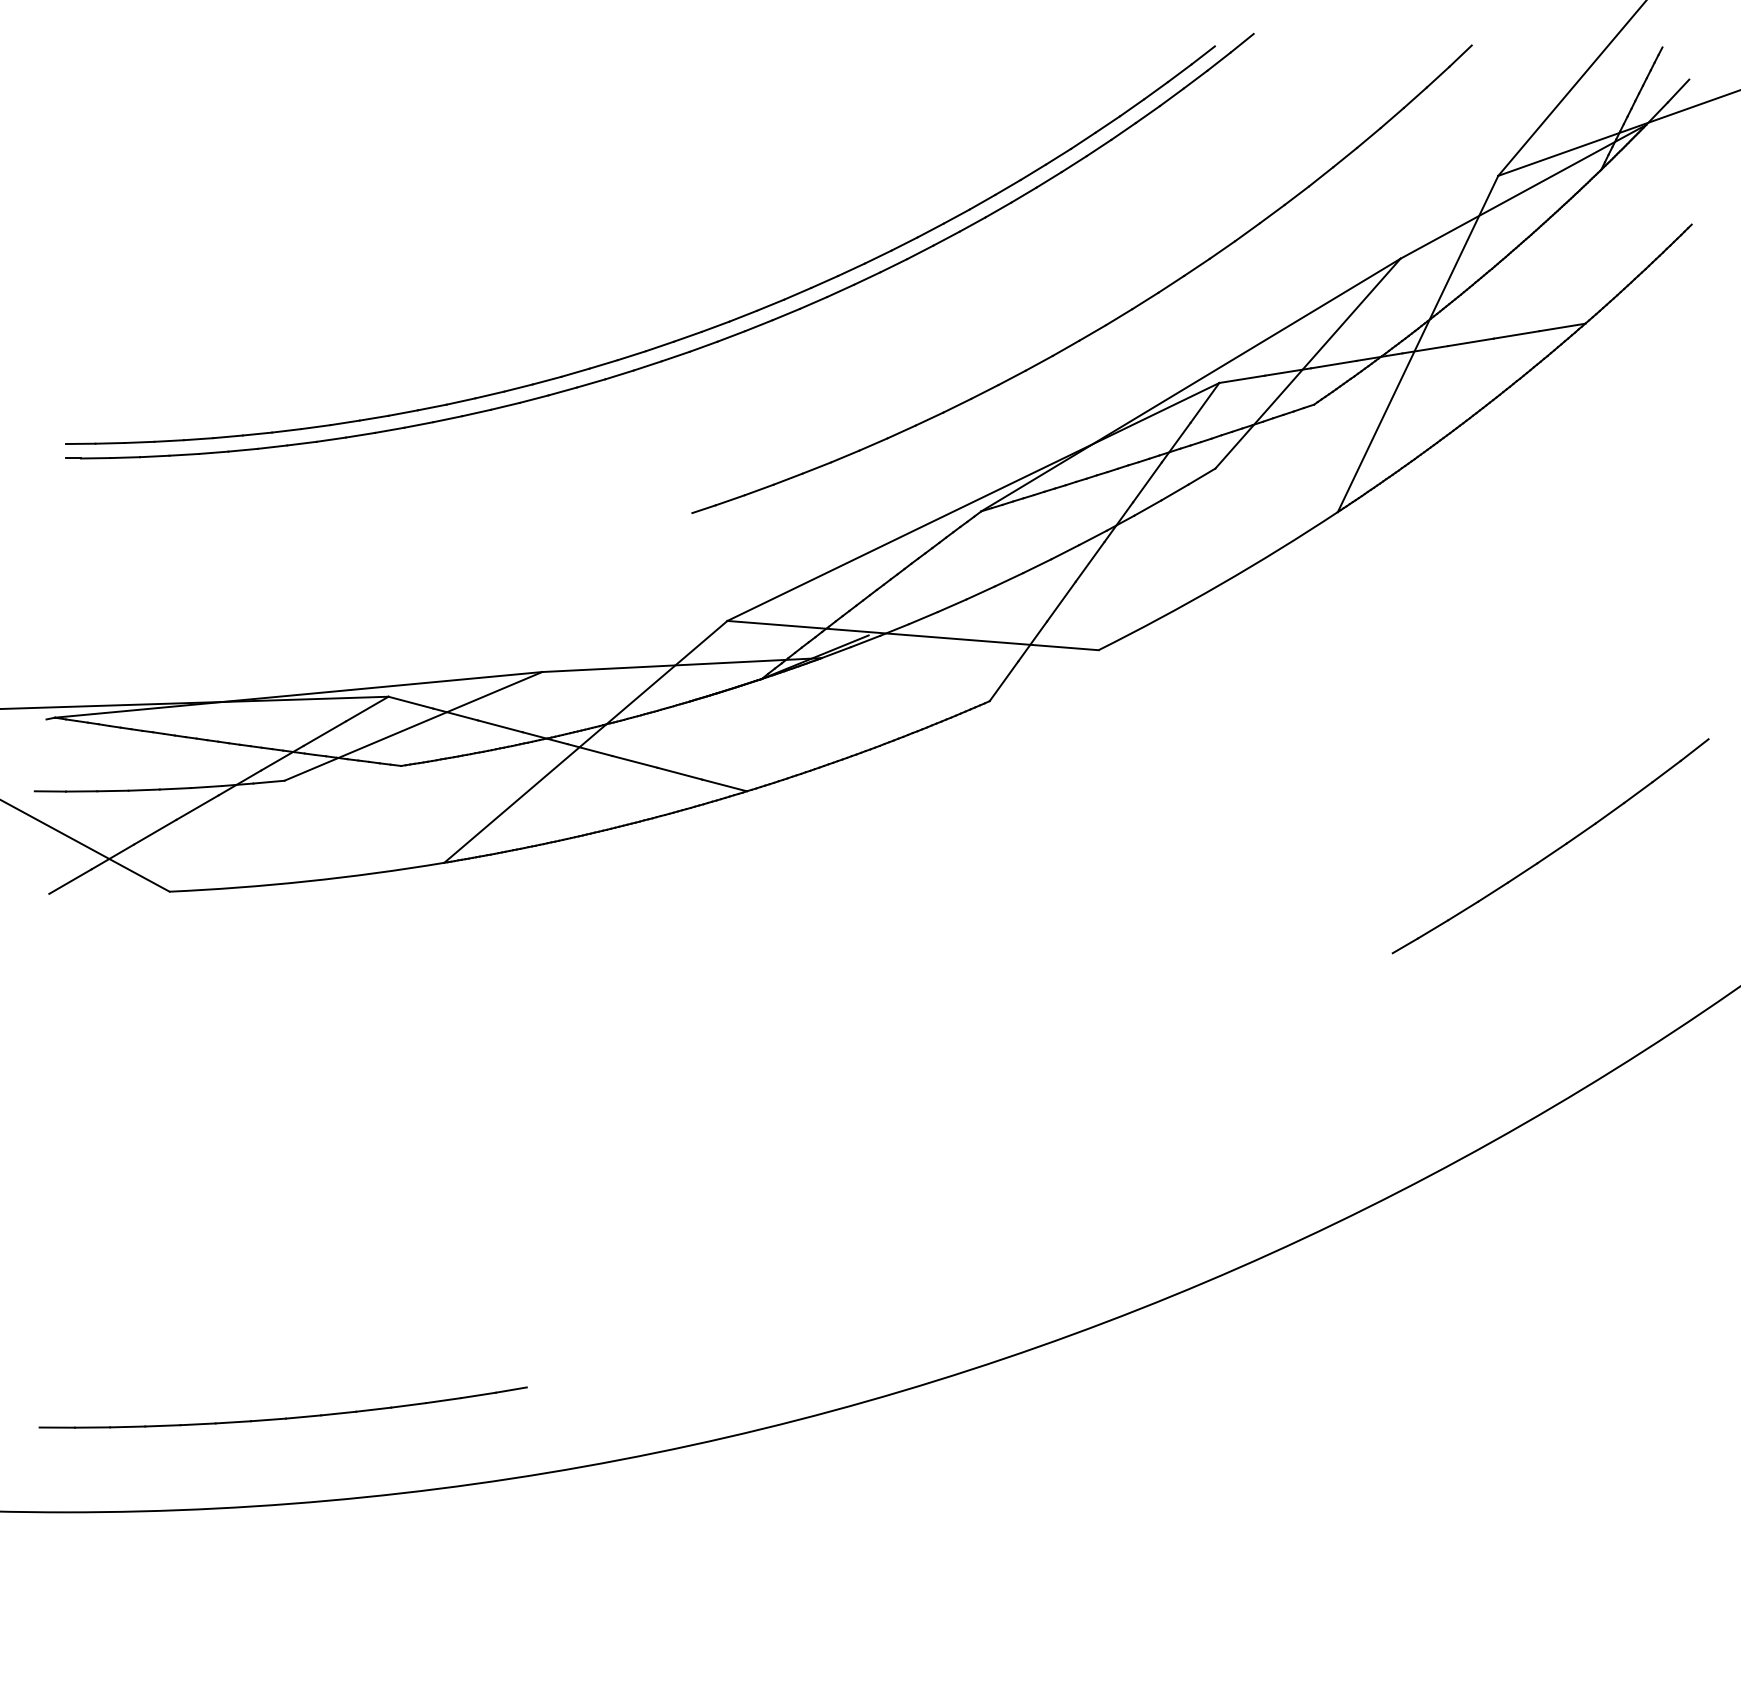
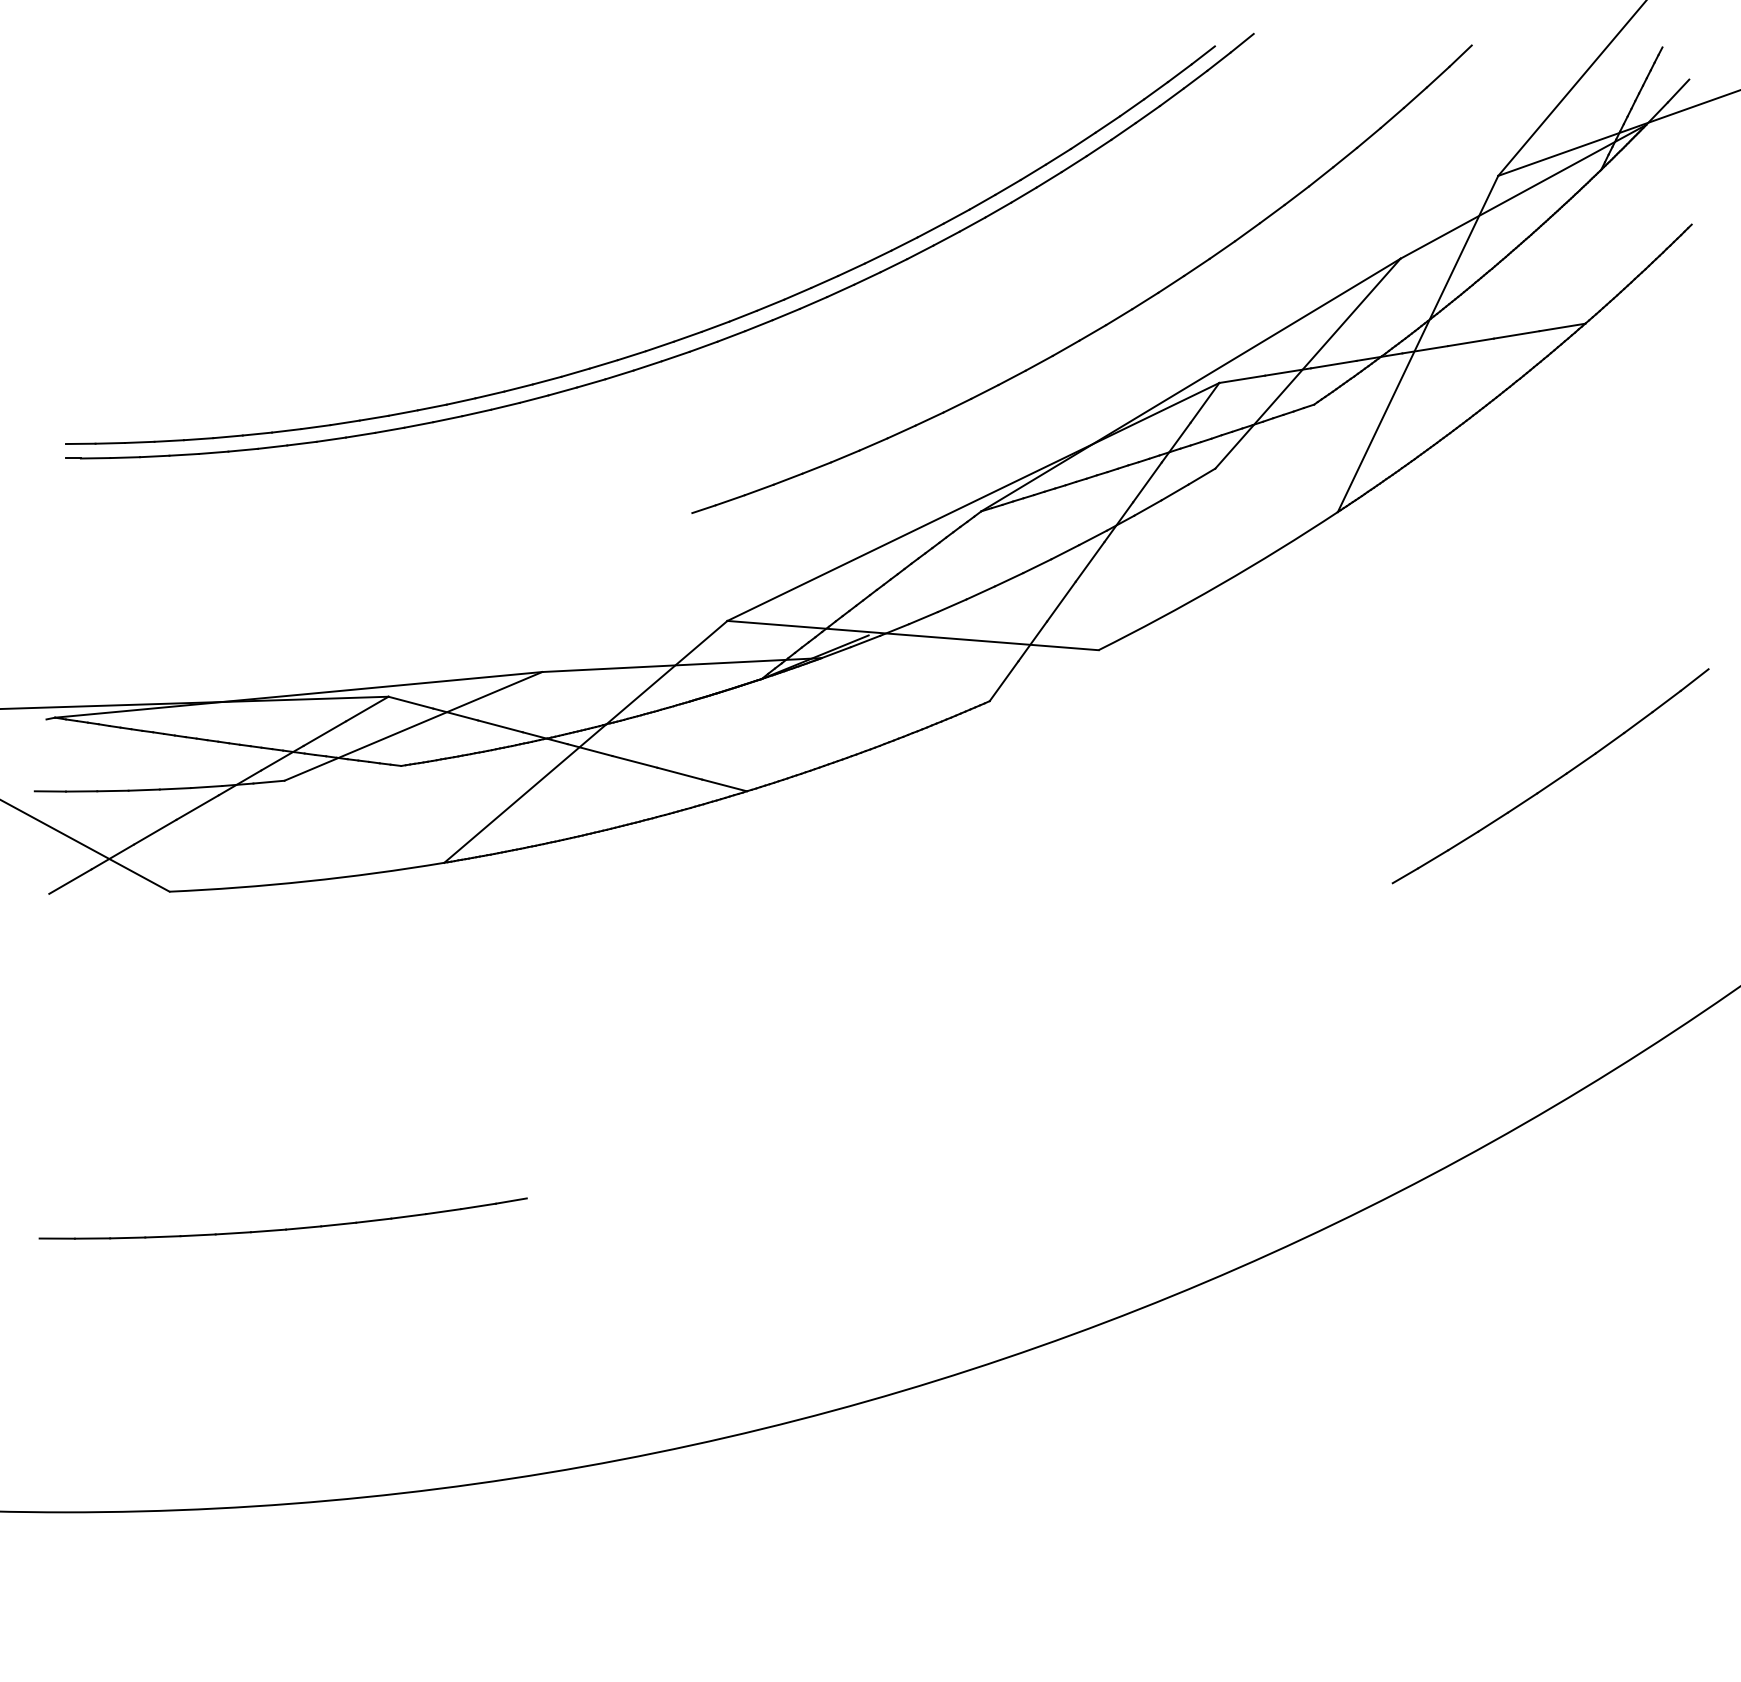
part position: (1550, 846) -> (1550, 776) (1550, 776)
part position: (283, 1417) -> (283, 1228) (283, 1228)
